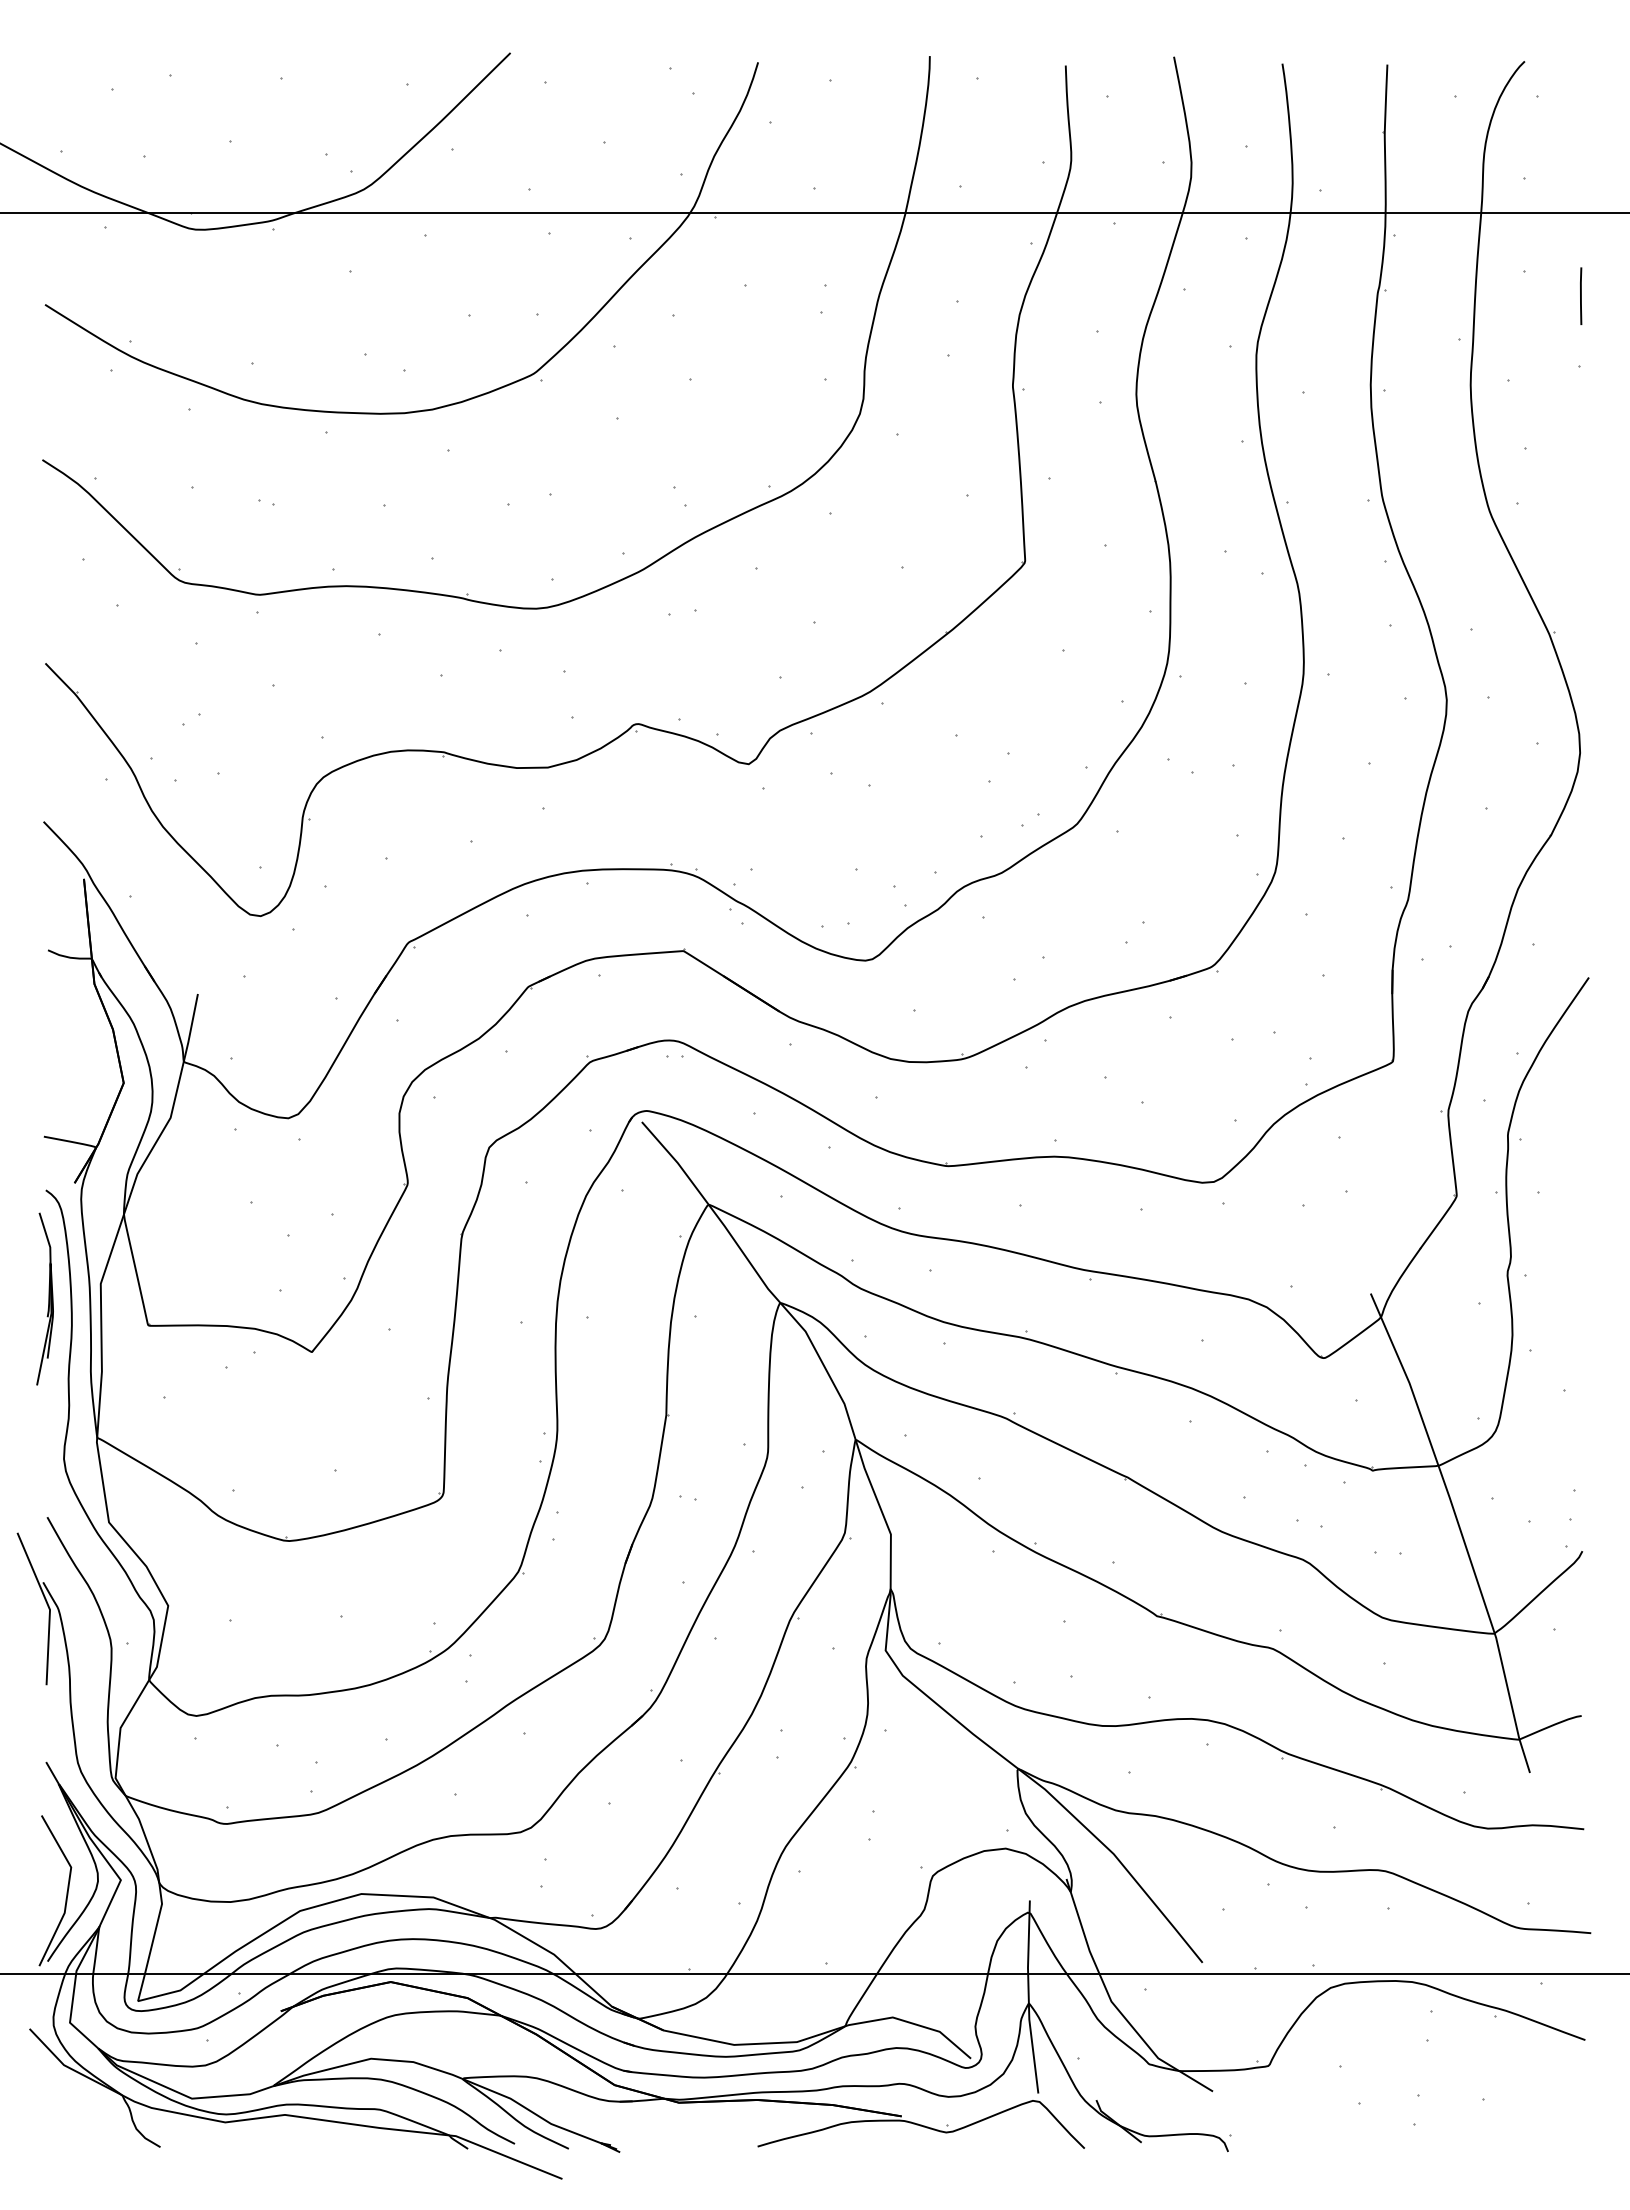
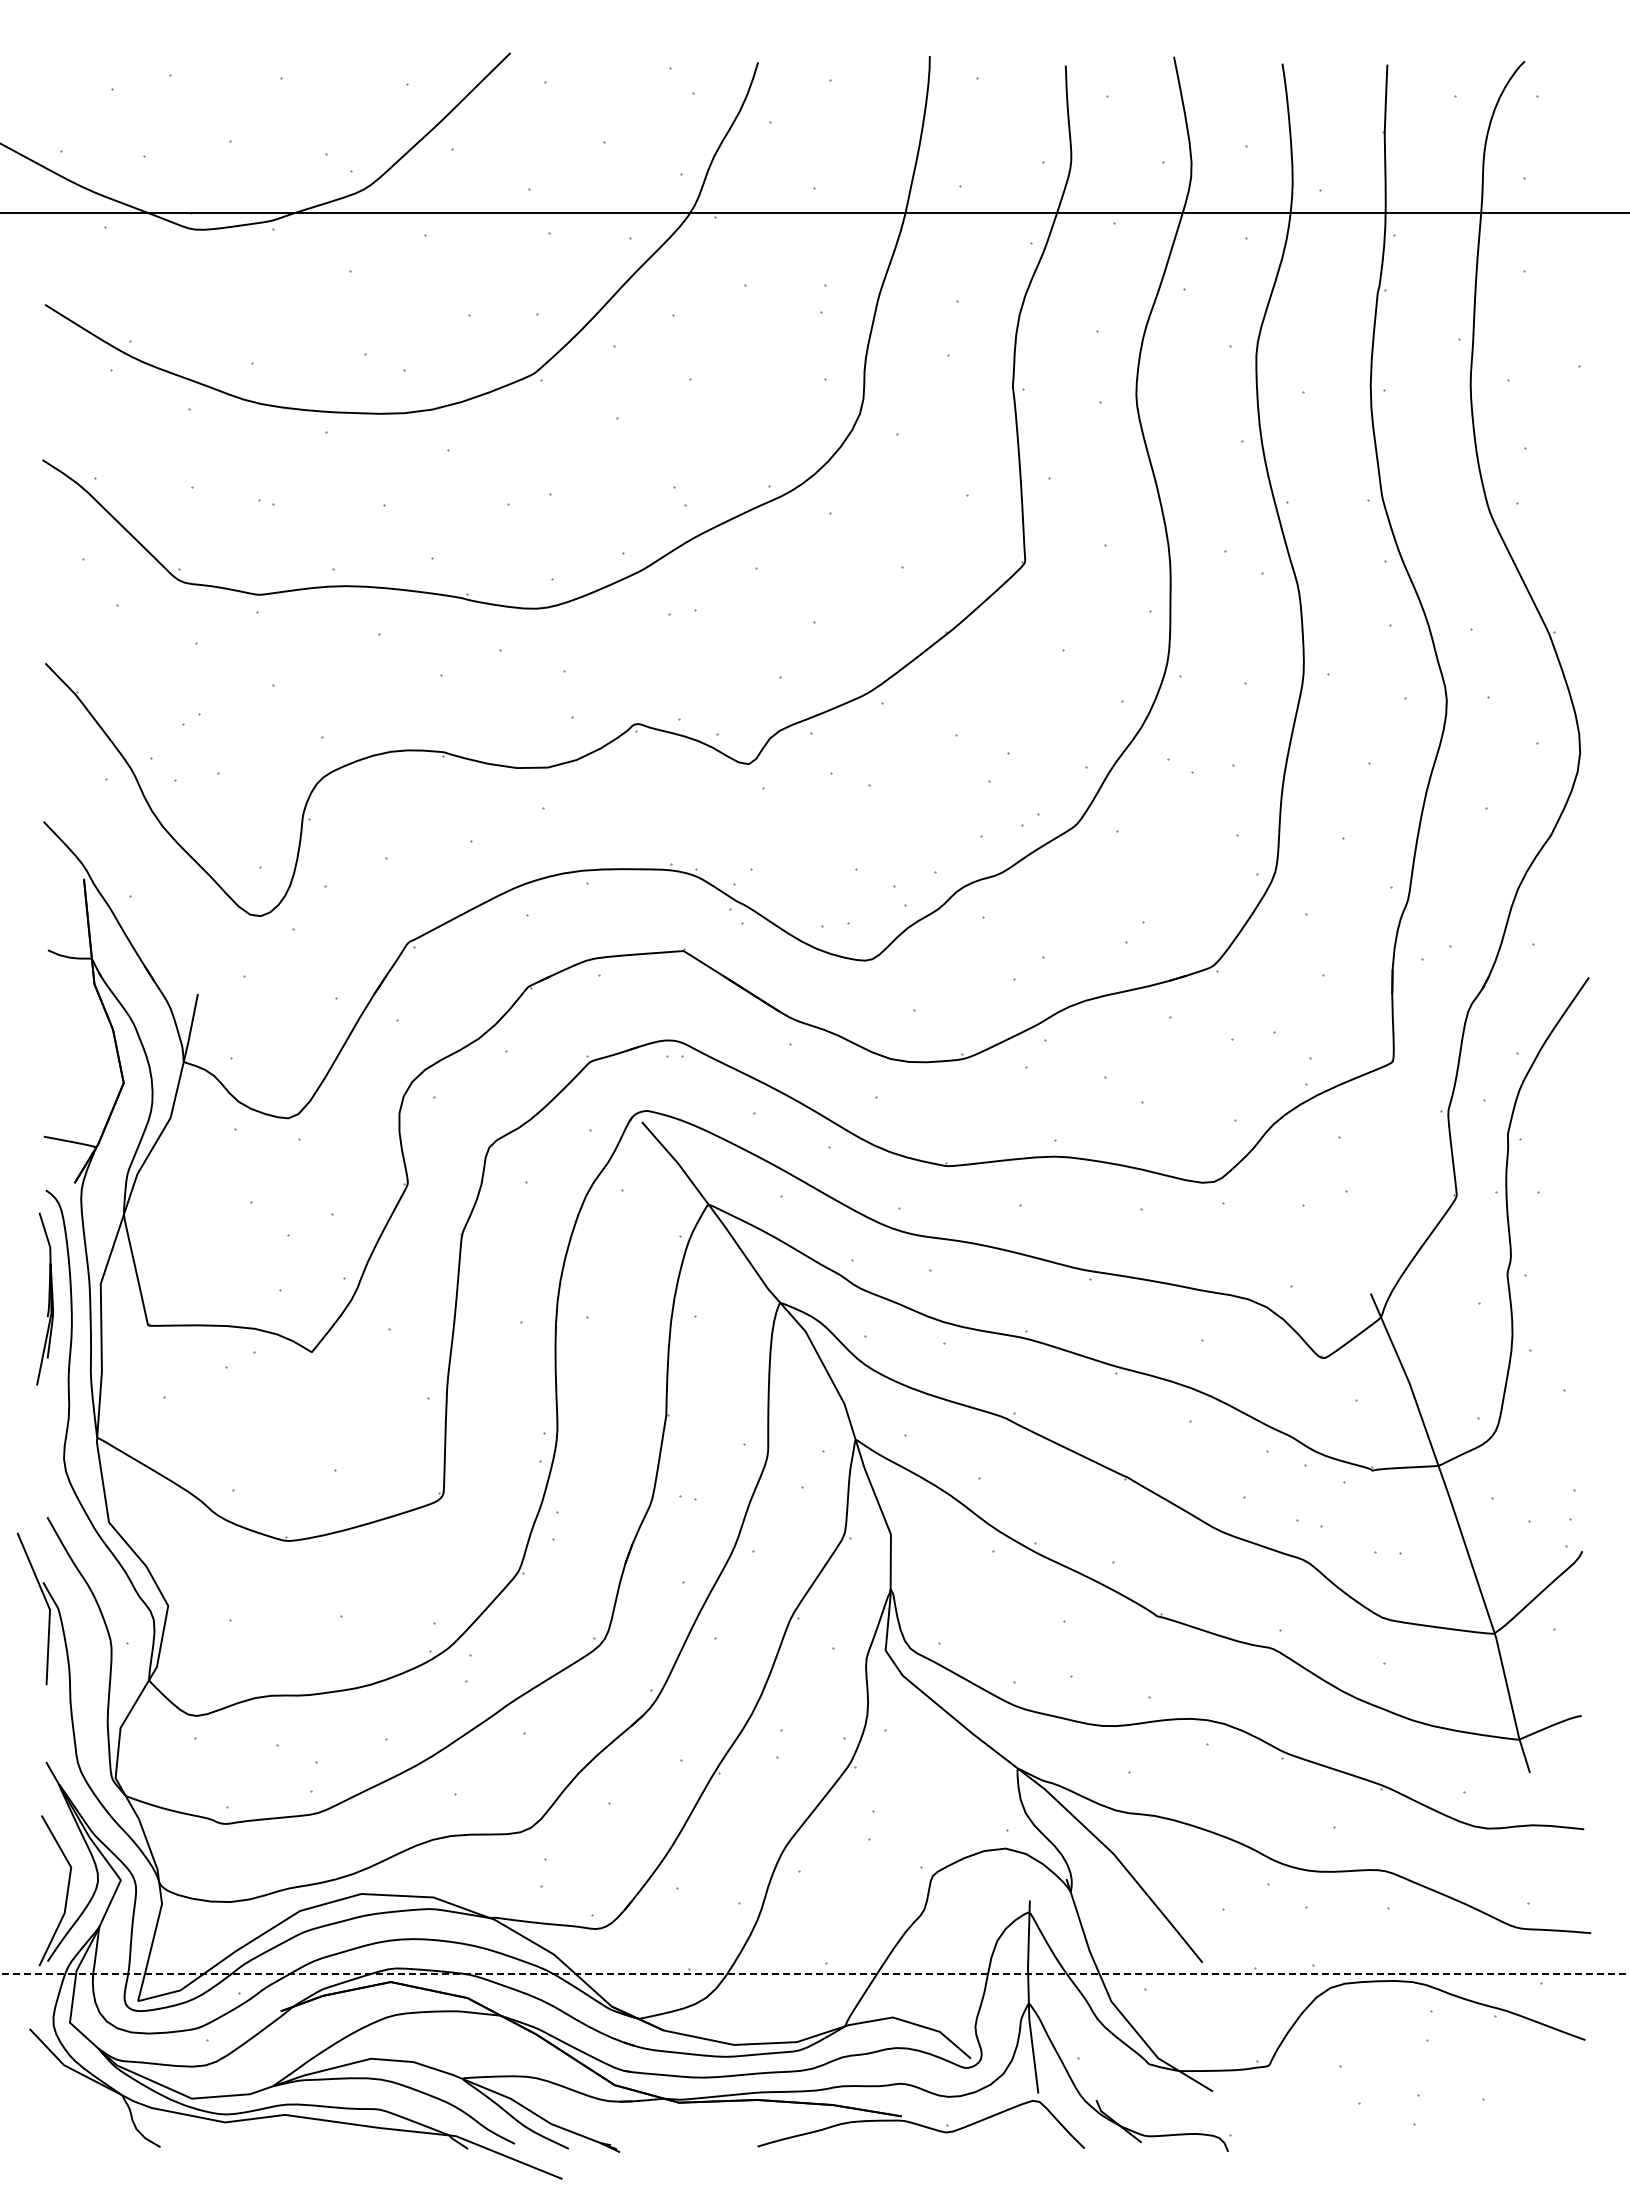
line: present -> none (1581, 295)
line: solid -> dashed (814, 1973)
